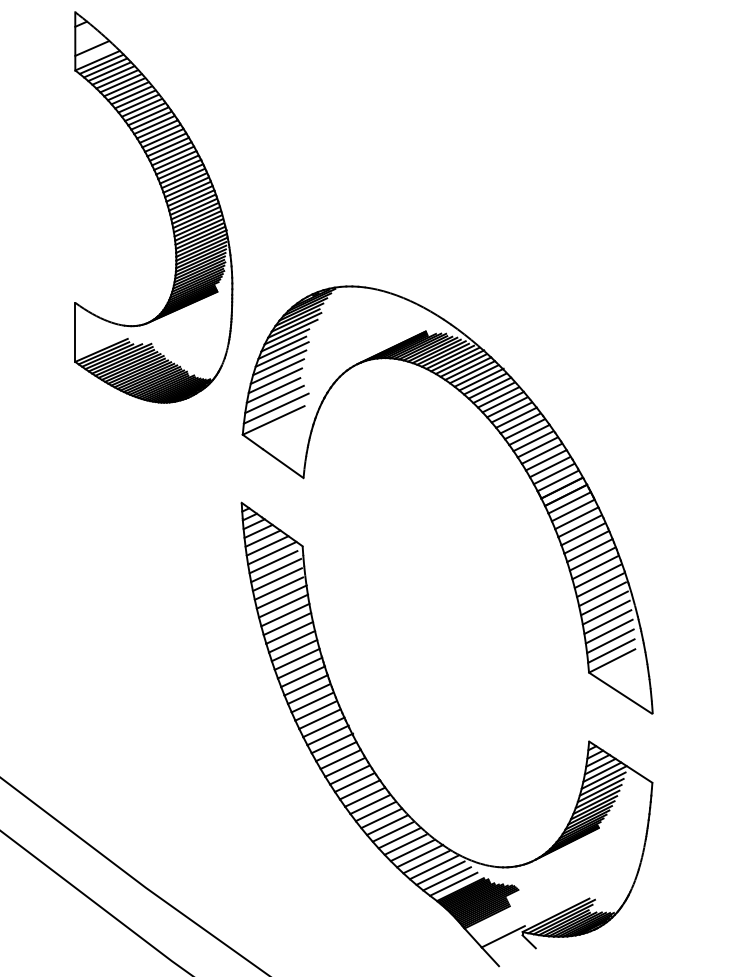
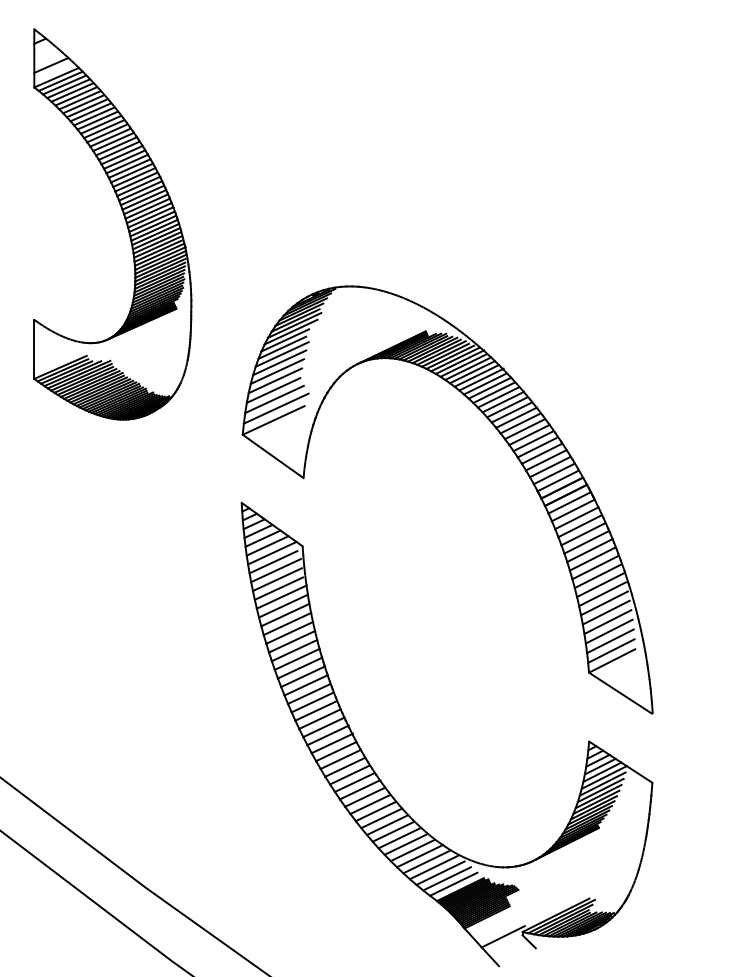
part position: (165, 202) -> (124, 219) (124, 219)
